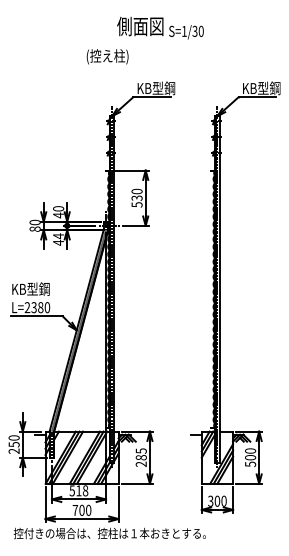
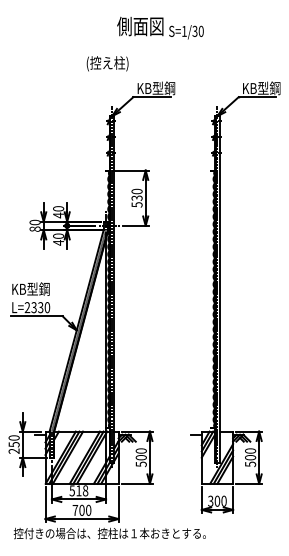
text position: (107, 56) -> (107, 63) (107, 63)
text: 44 -> 40 (58, 236)
text: L=2380 -> L=2330 (40, 307)
text: 285 -> 500 (140, 457)
